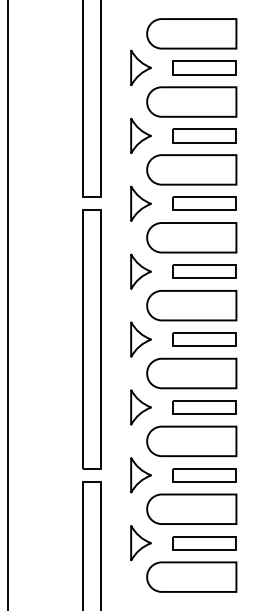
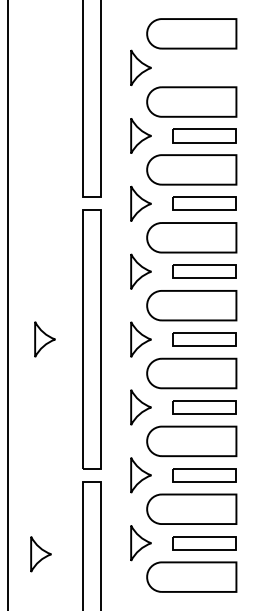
part: present -> none (204, 67)
part: none -> present (44, 339)
part: none -> present (40, 554)
